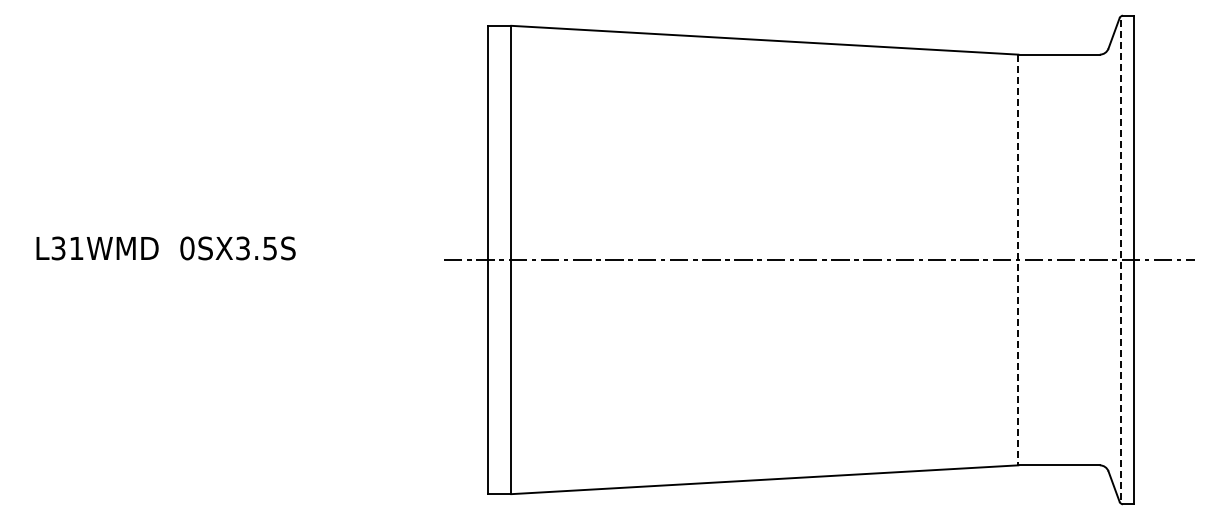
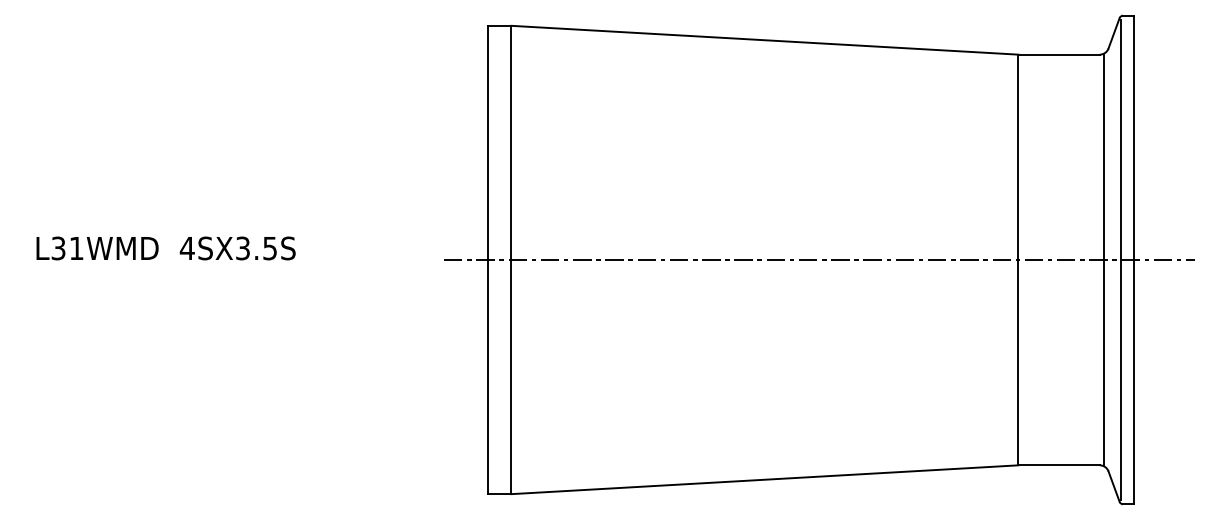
text: 0SX3.5S -> 4SX3.5S (186, 248)
line: none -> present (1104, 259)
line: dashed -> solid (1018, 260)
line: dashed -> solid (1120, 260)
